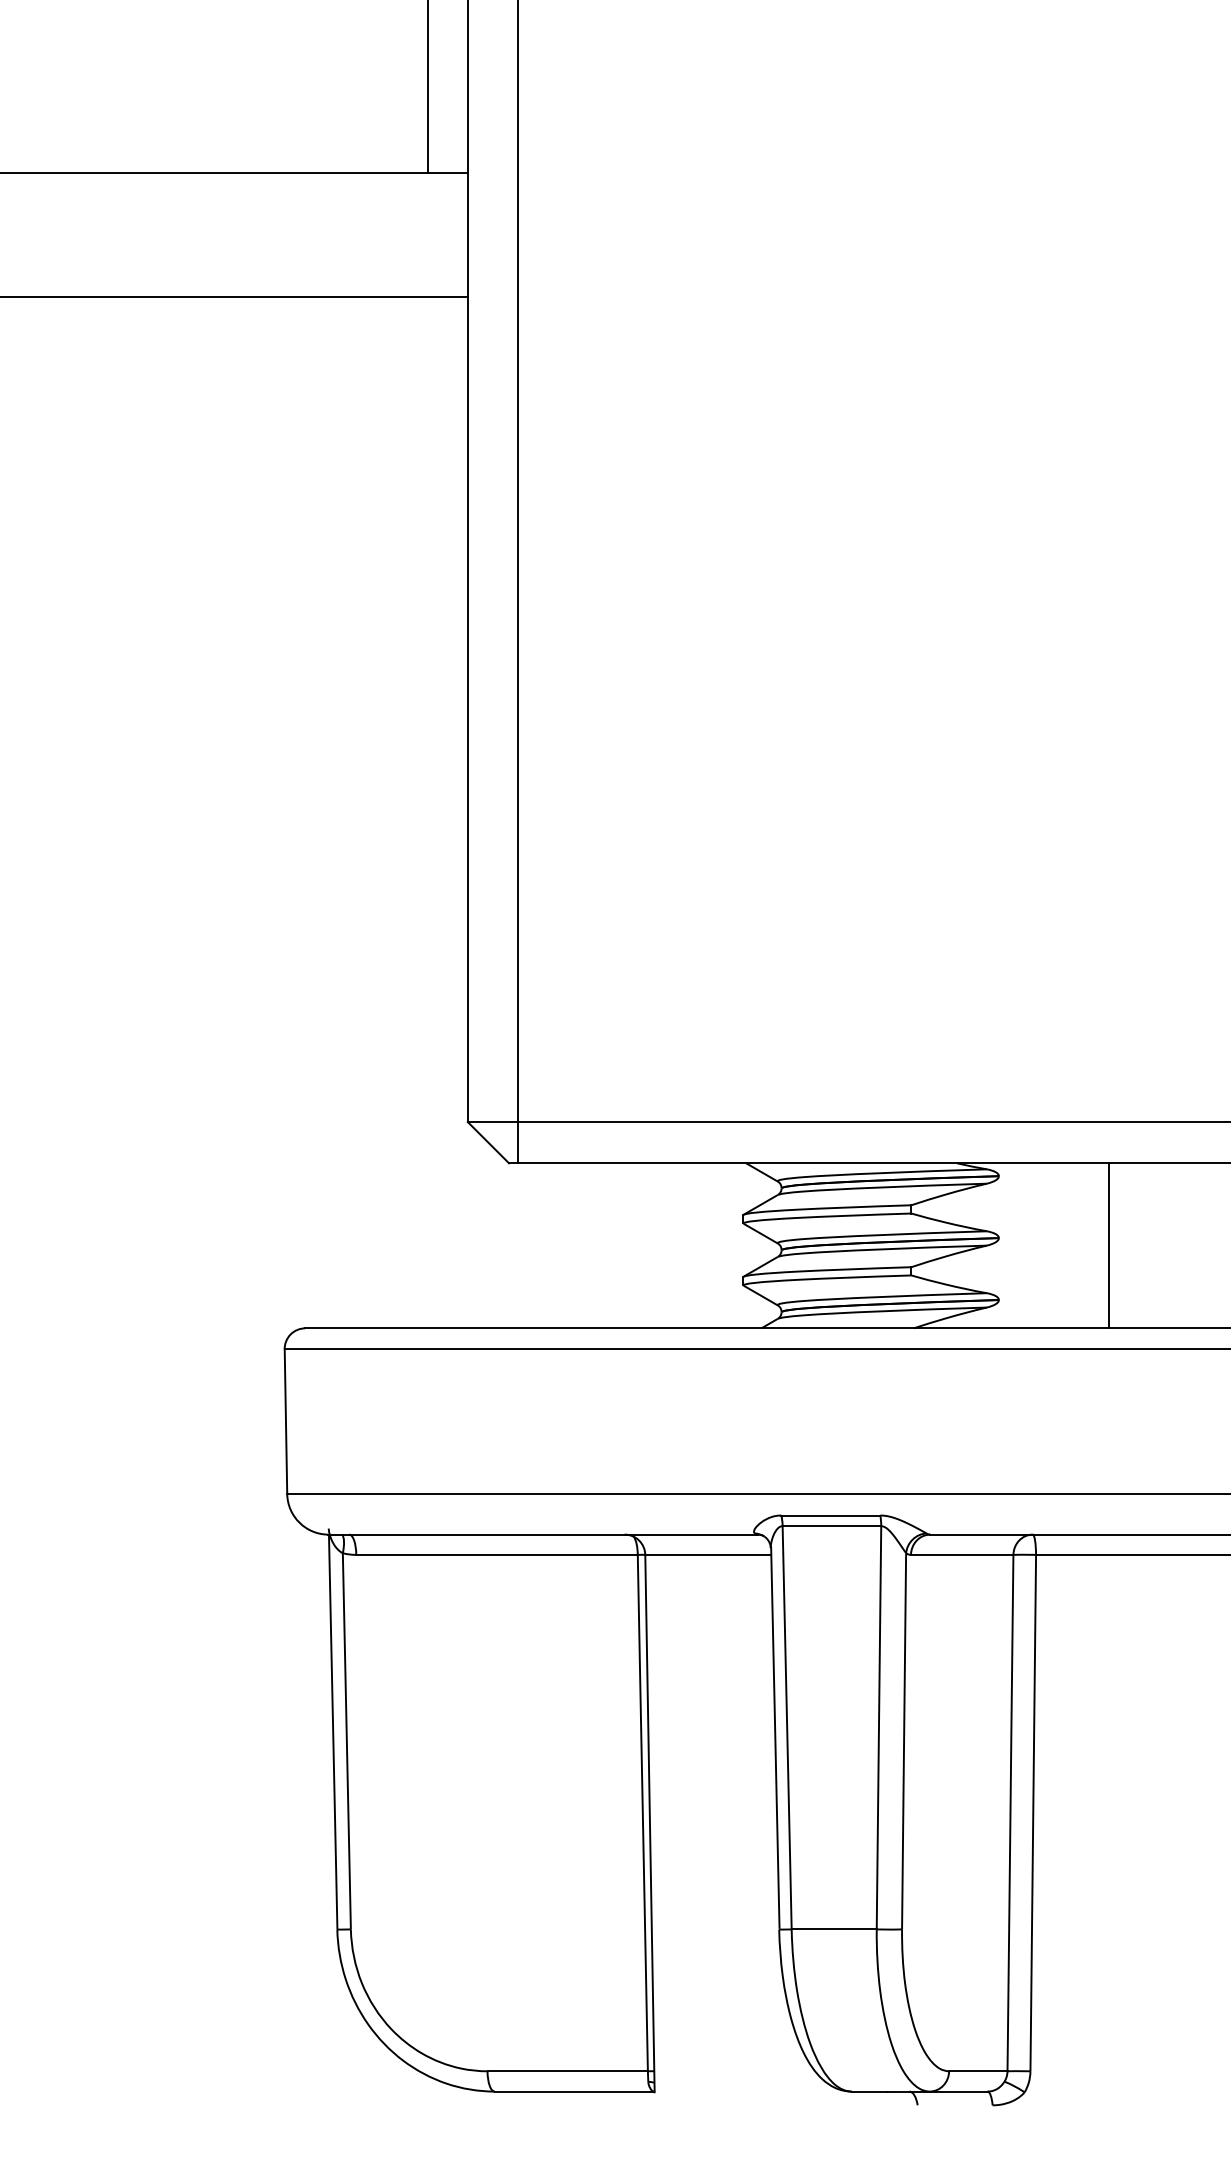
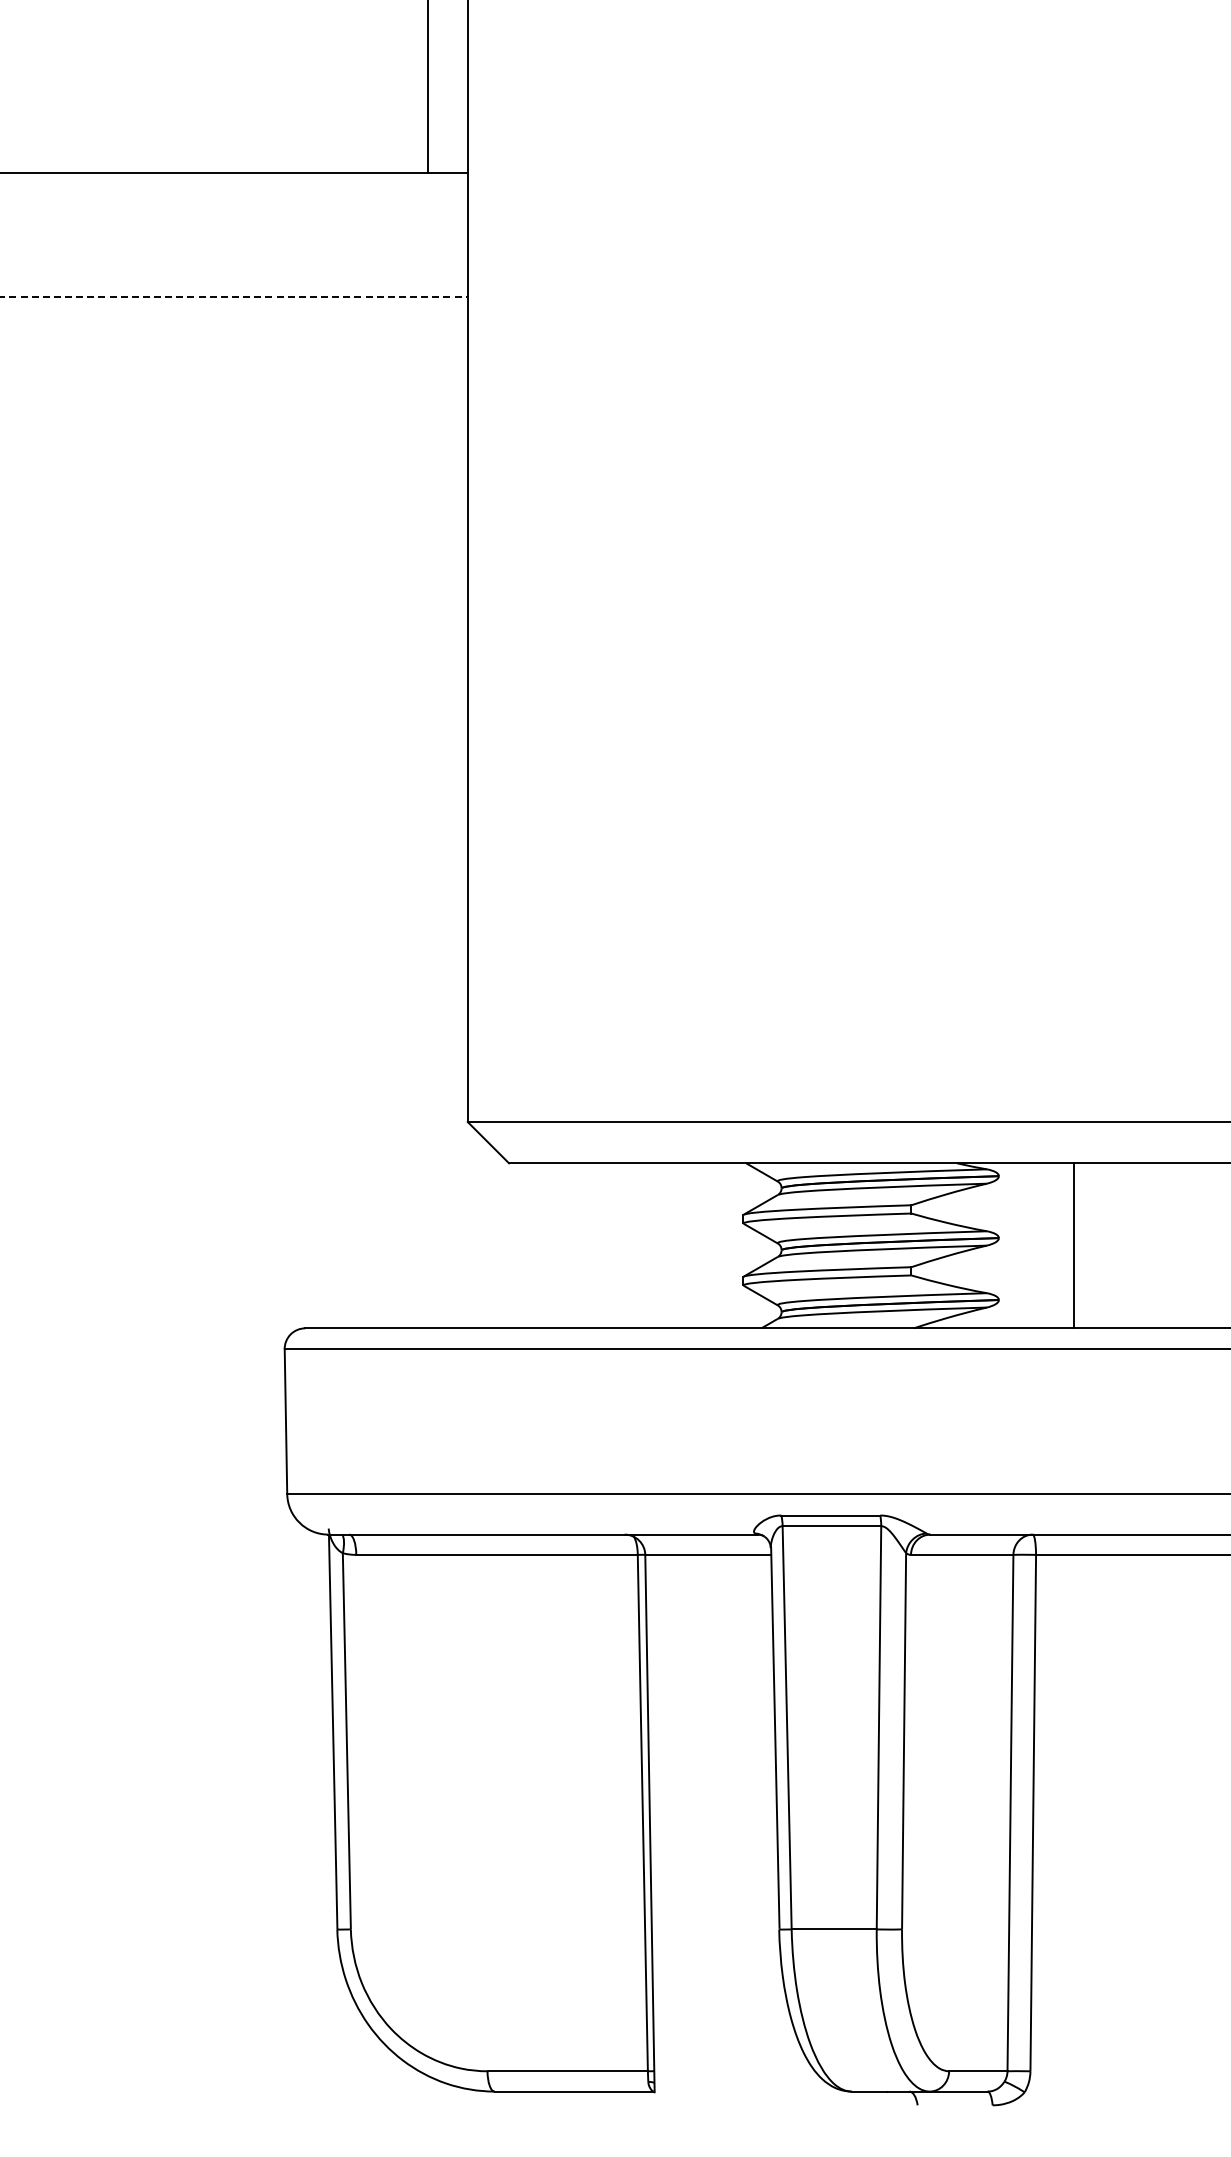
line: solid -> dashed (234, 296)
line: present -> none (517, 582)
line position: (1109, 1245) -> (1074, 1245) (1074, 1245)
